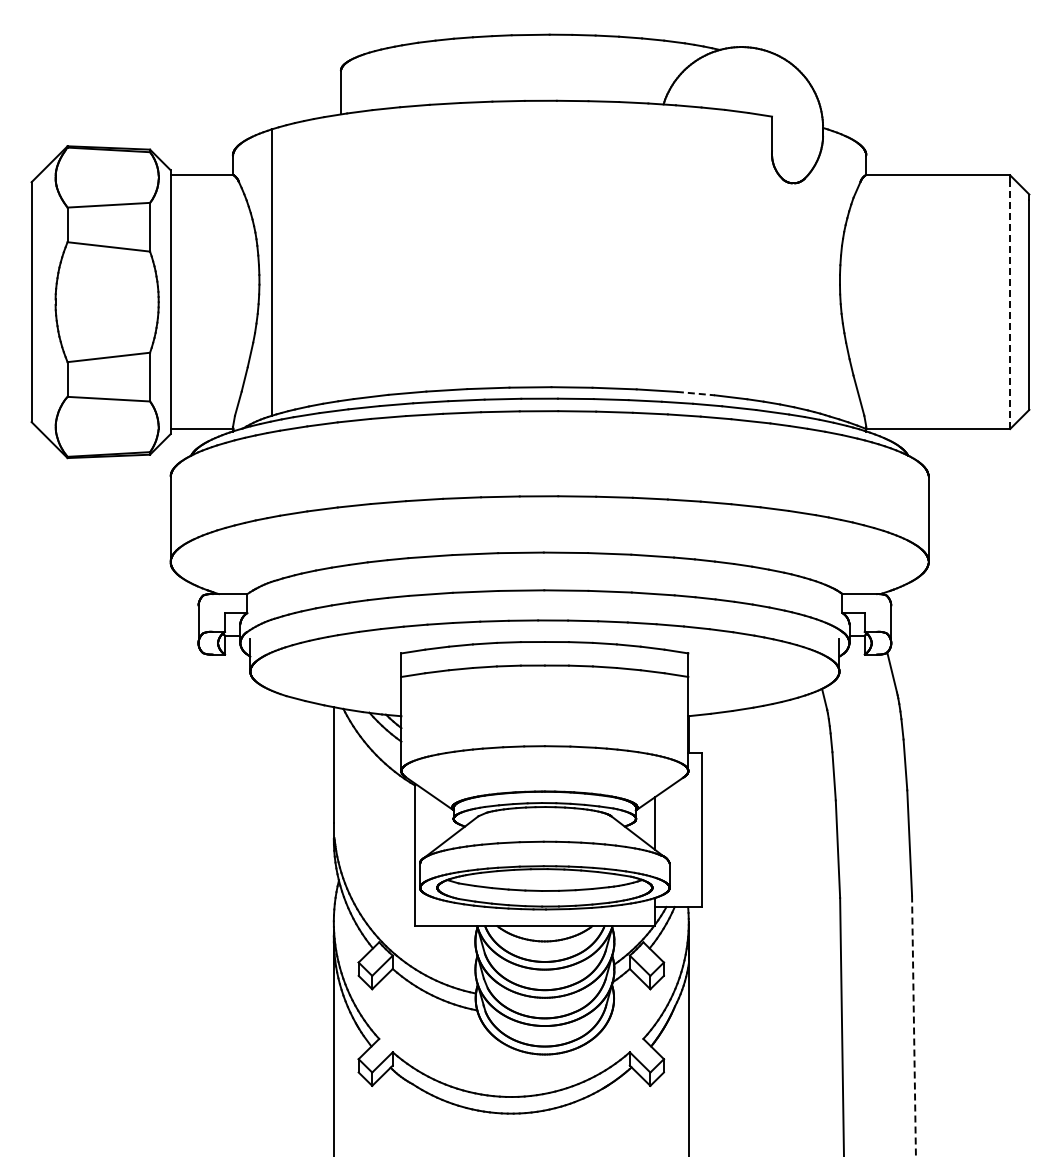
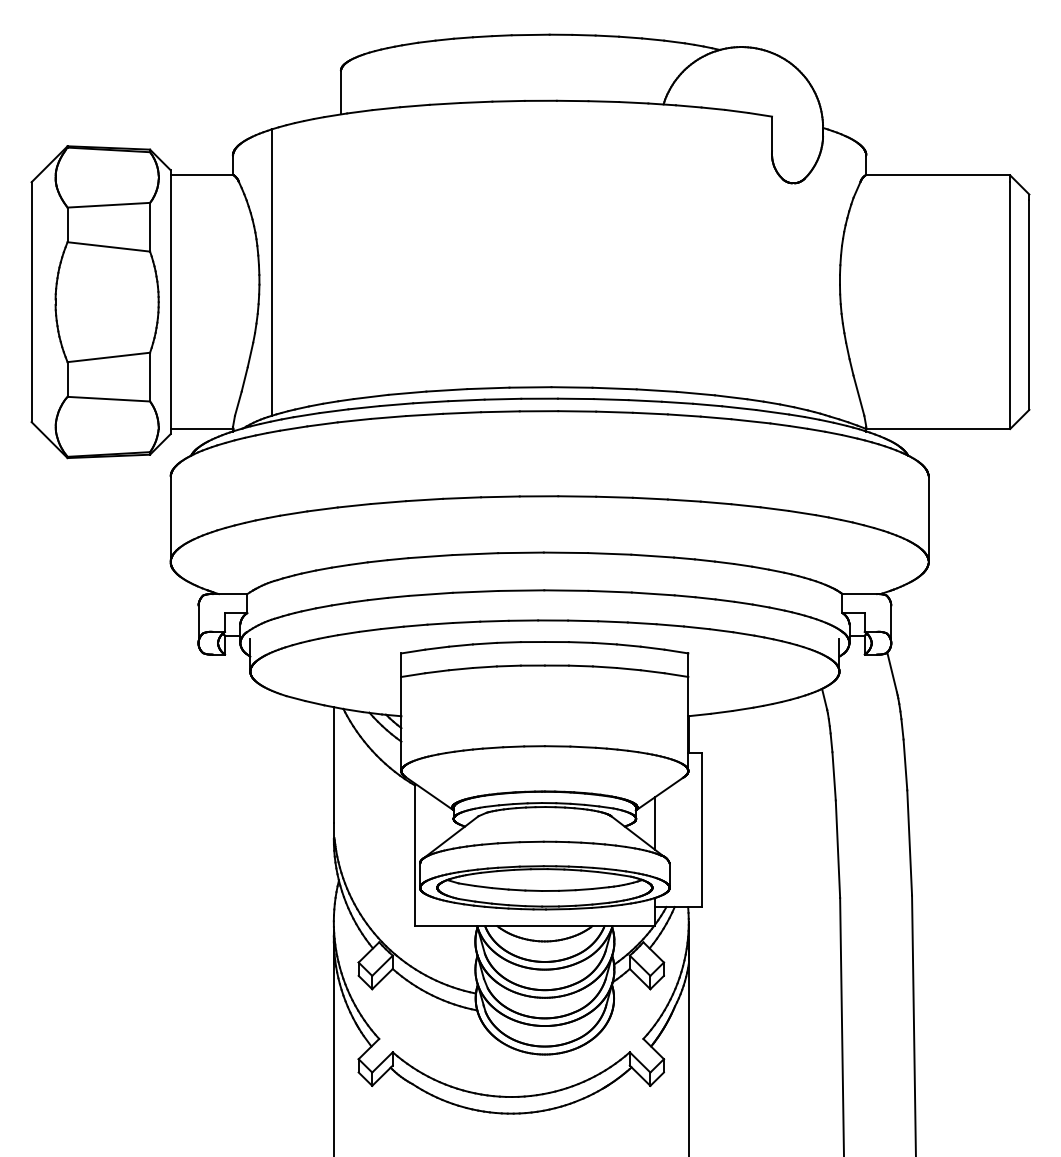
line: dashed -> solid (1010, 305)
line: dashed -> solid (696, 393)
line: dashed -> solid (914, 1026)
